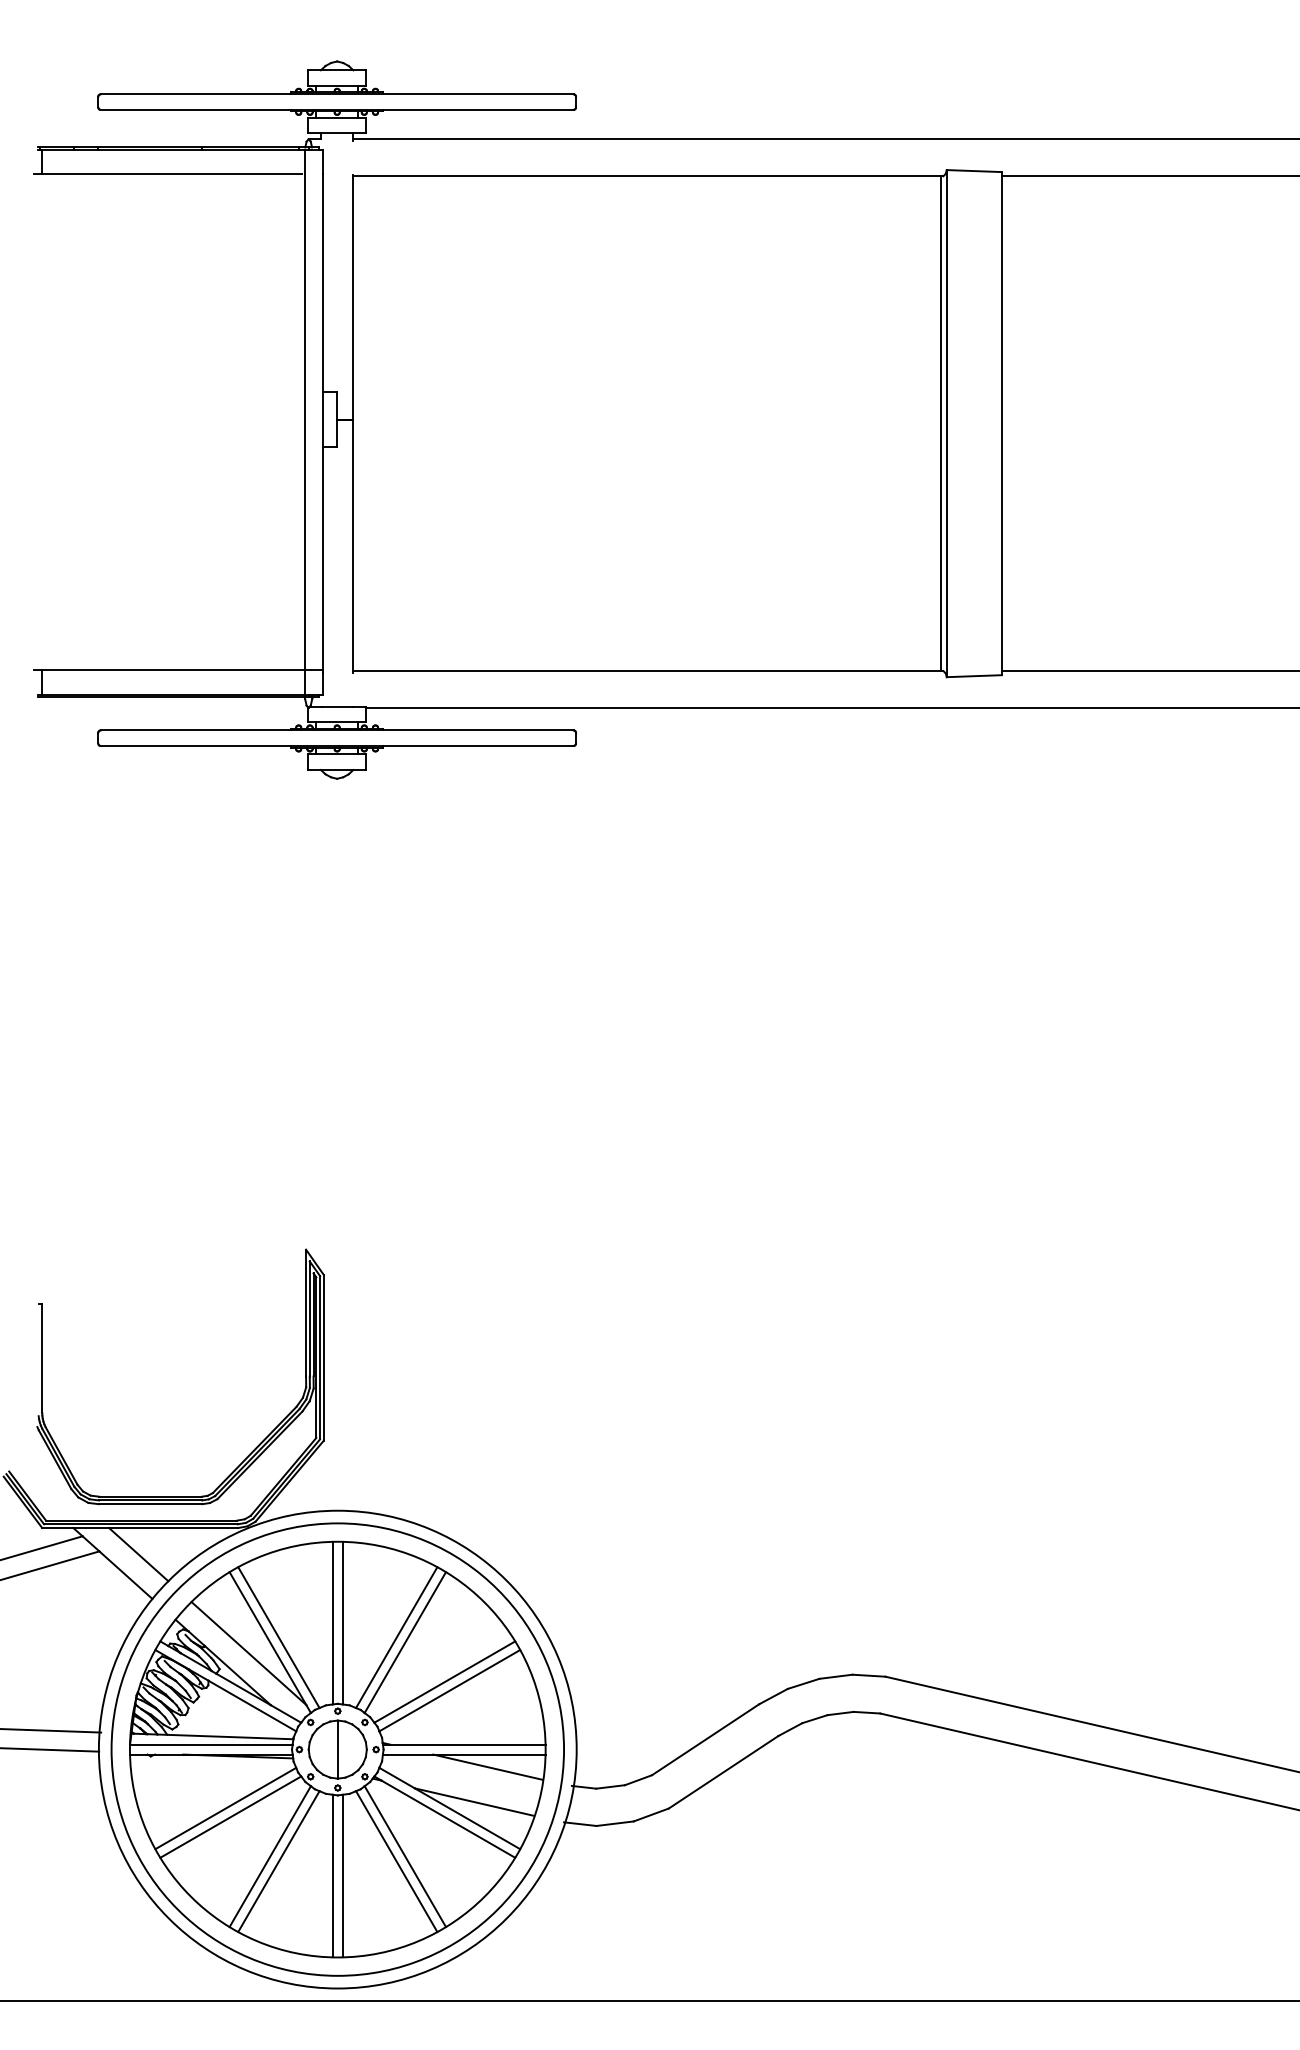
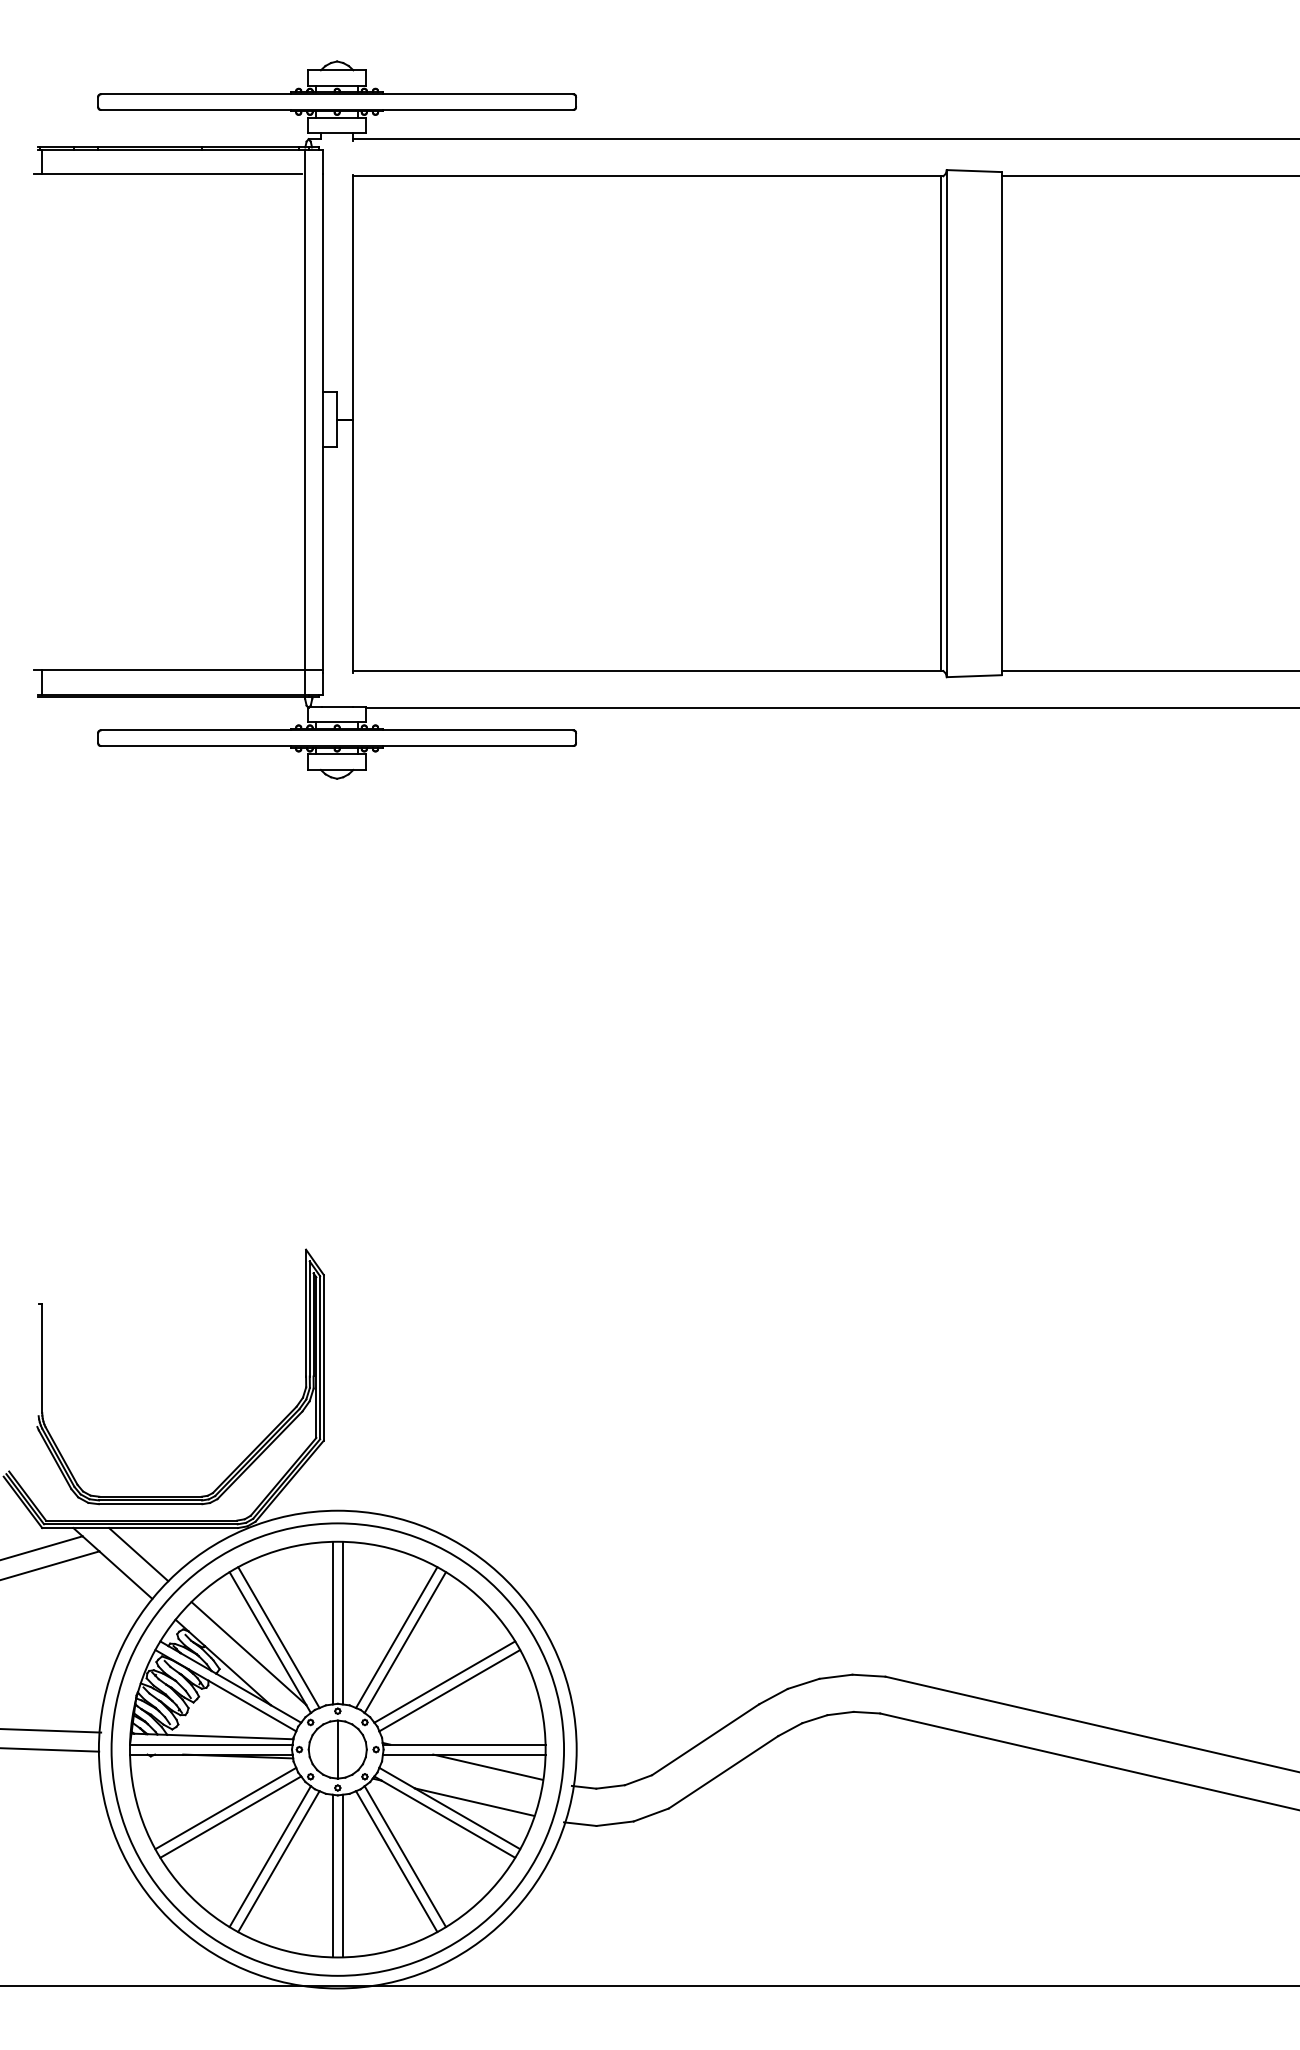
line position: (649, 2001) -> (649, 1986) (649, 1986)
